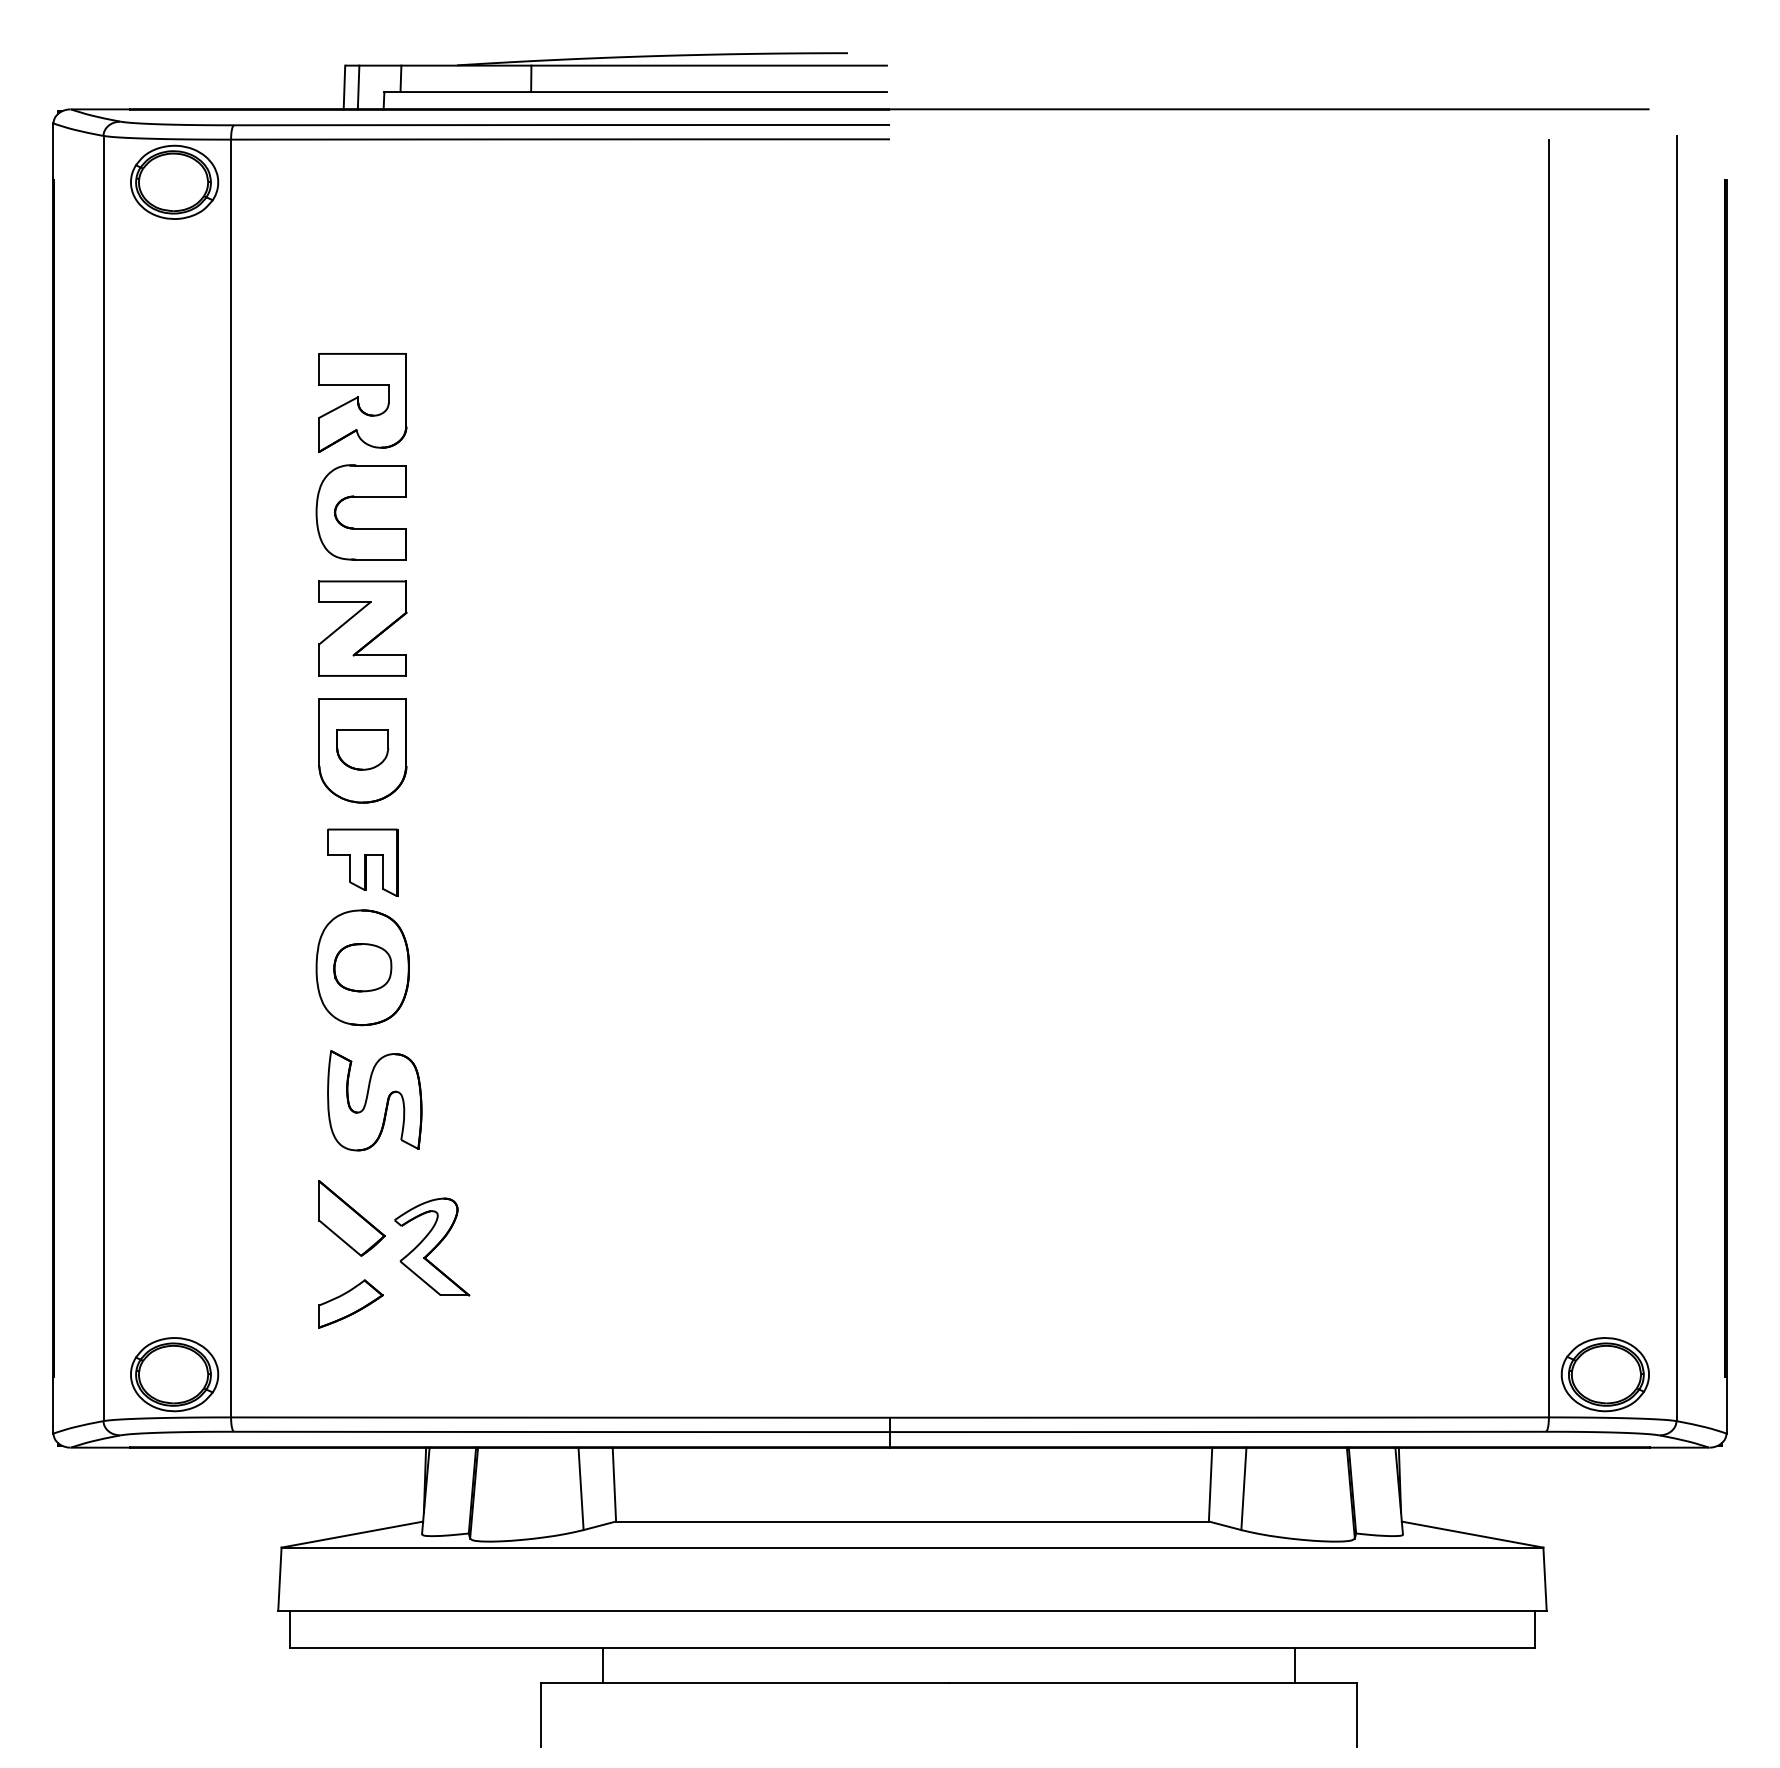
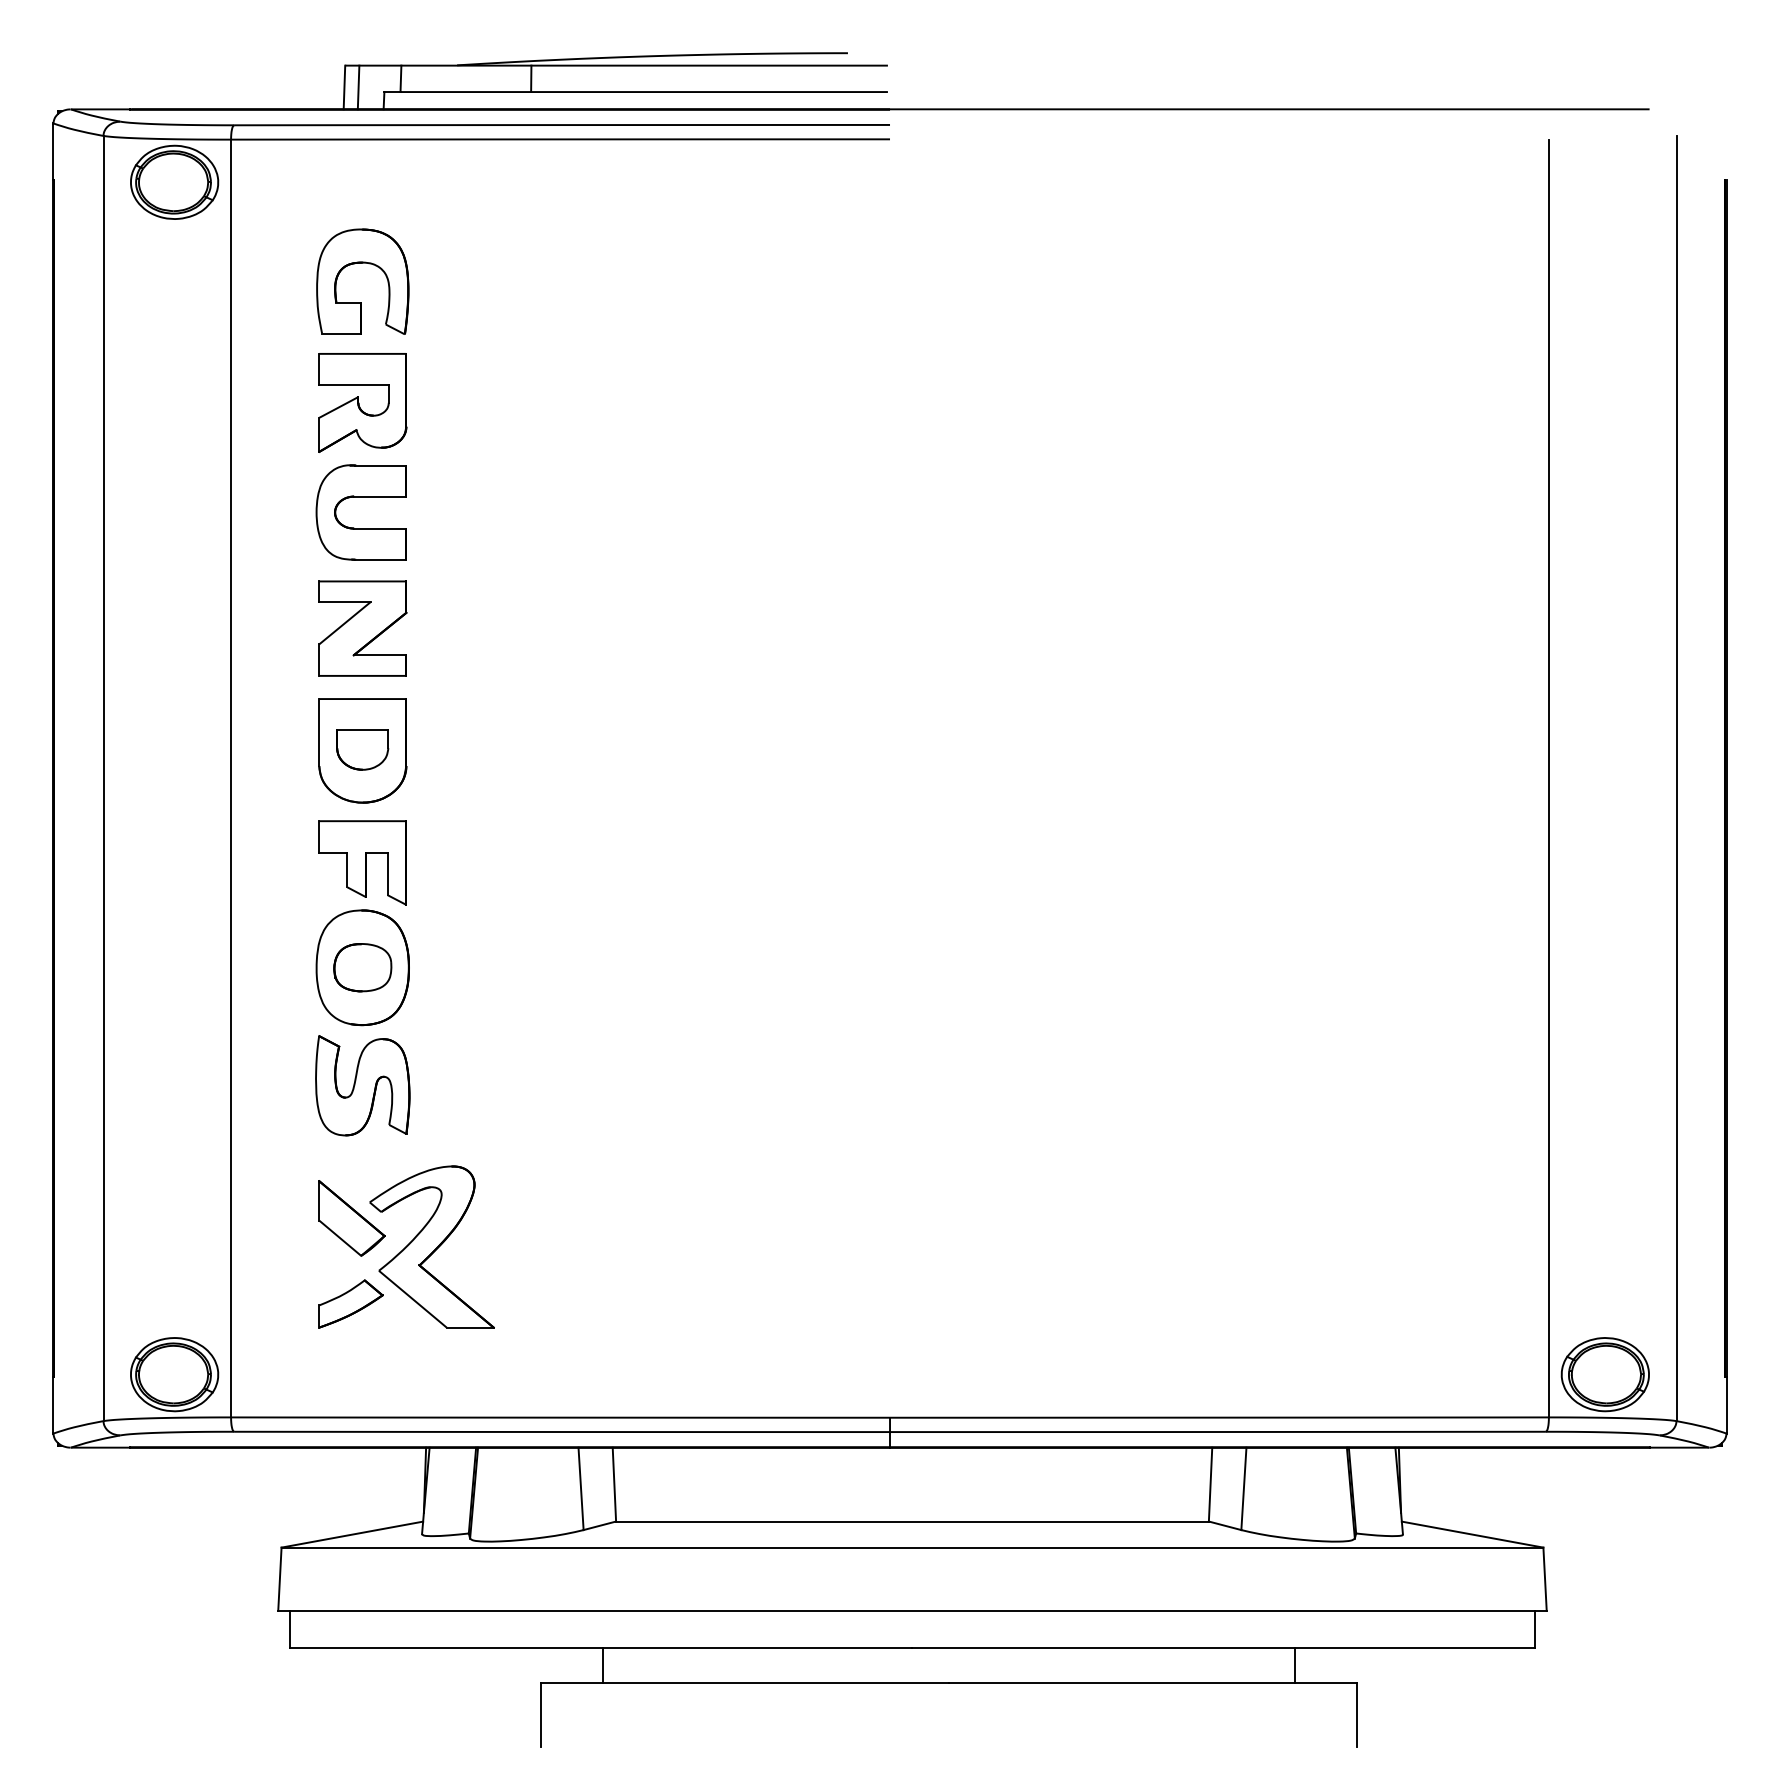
part: none -> present (362, 263)
part size: 72x69 px -> 89x86 px (362, 862)
part position: (374, 1100) -> (362, 1085) (362, 1085)
part size: 77x100 px -> 126x164 px (431, 1246)
